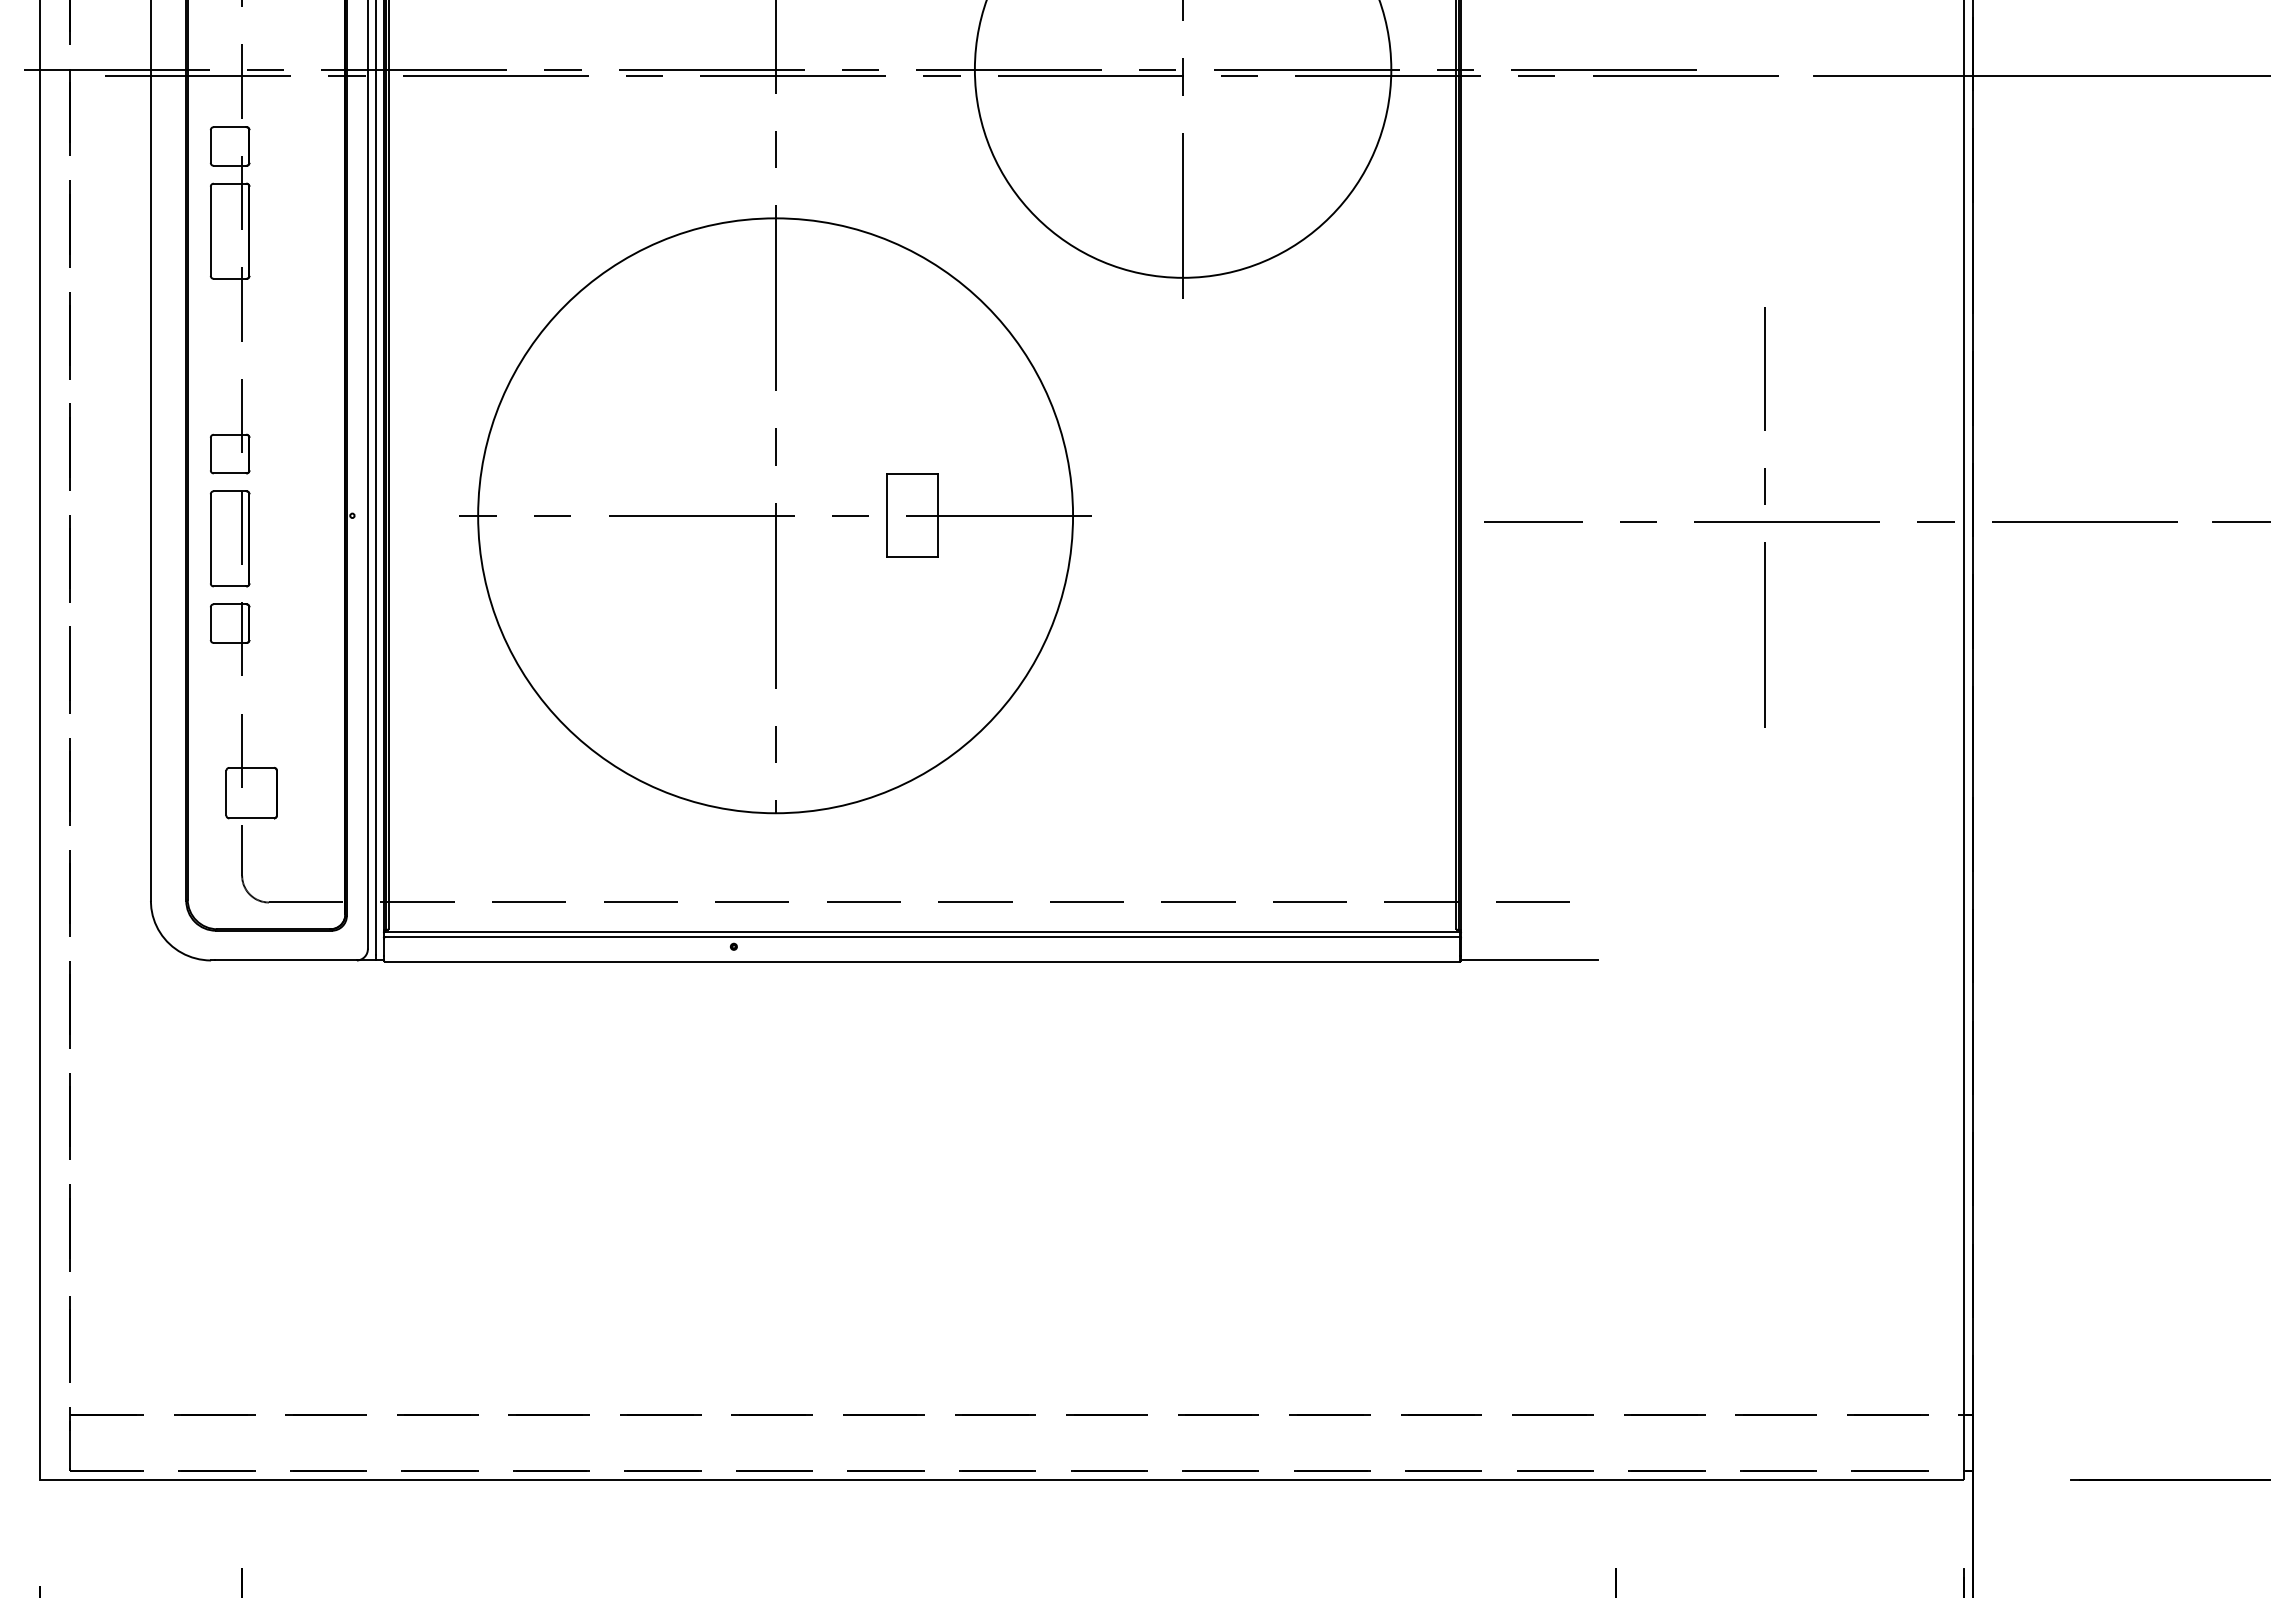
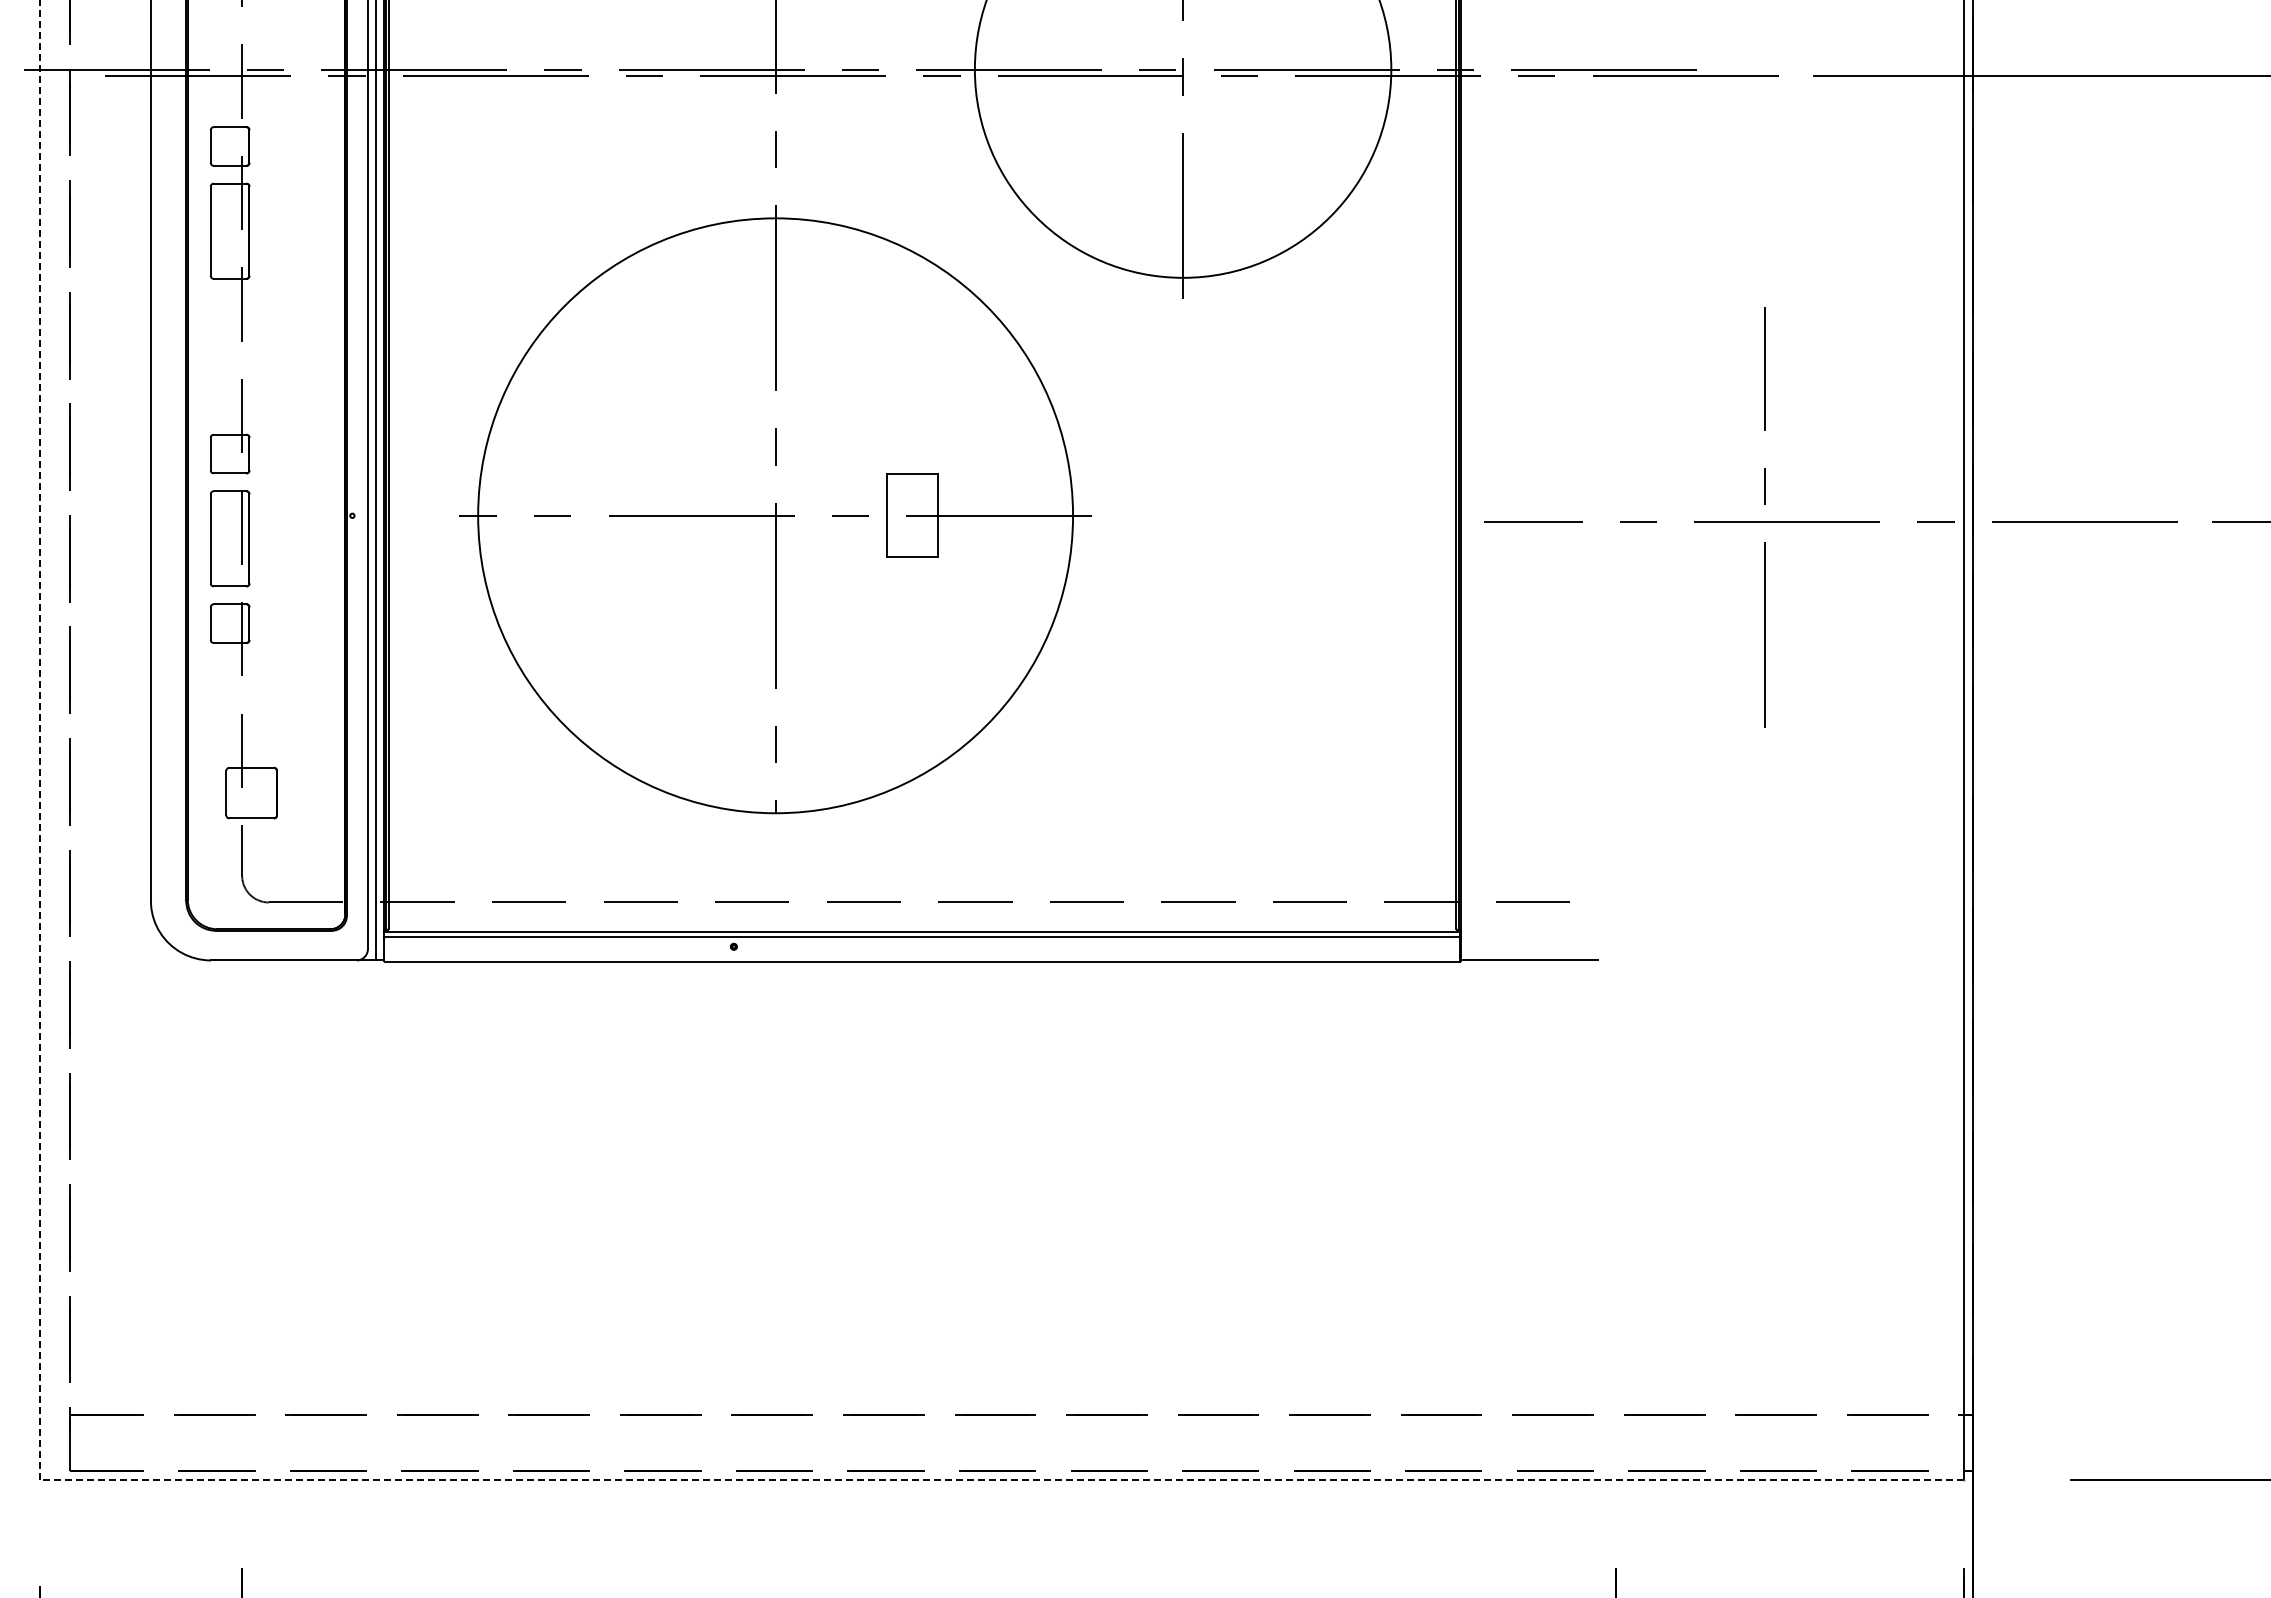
line: solid -> dashed (261, 1480)
